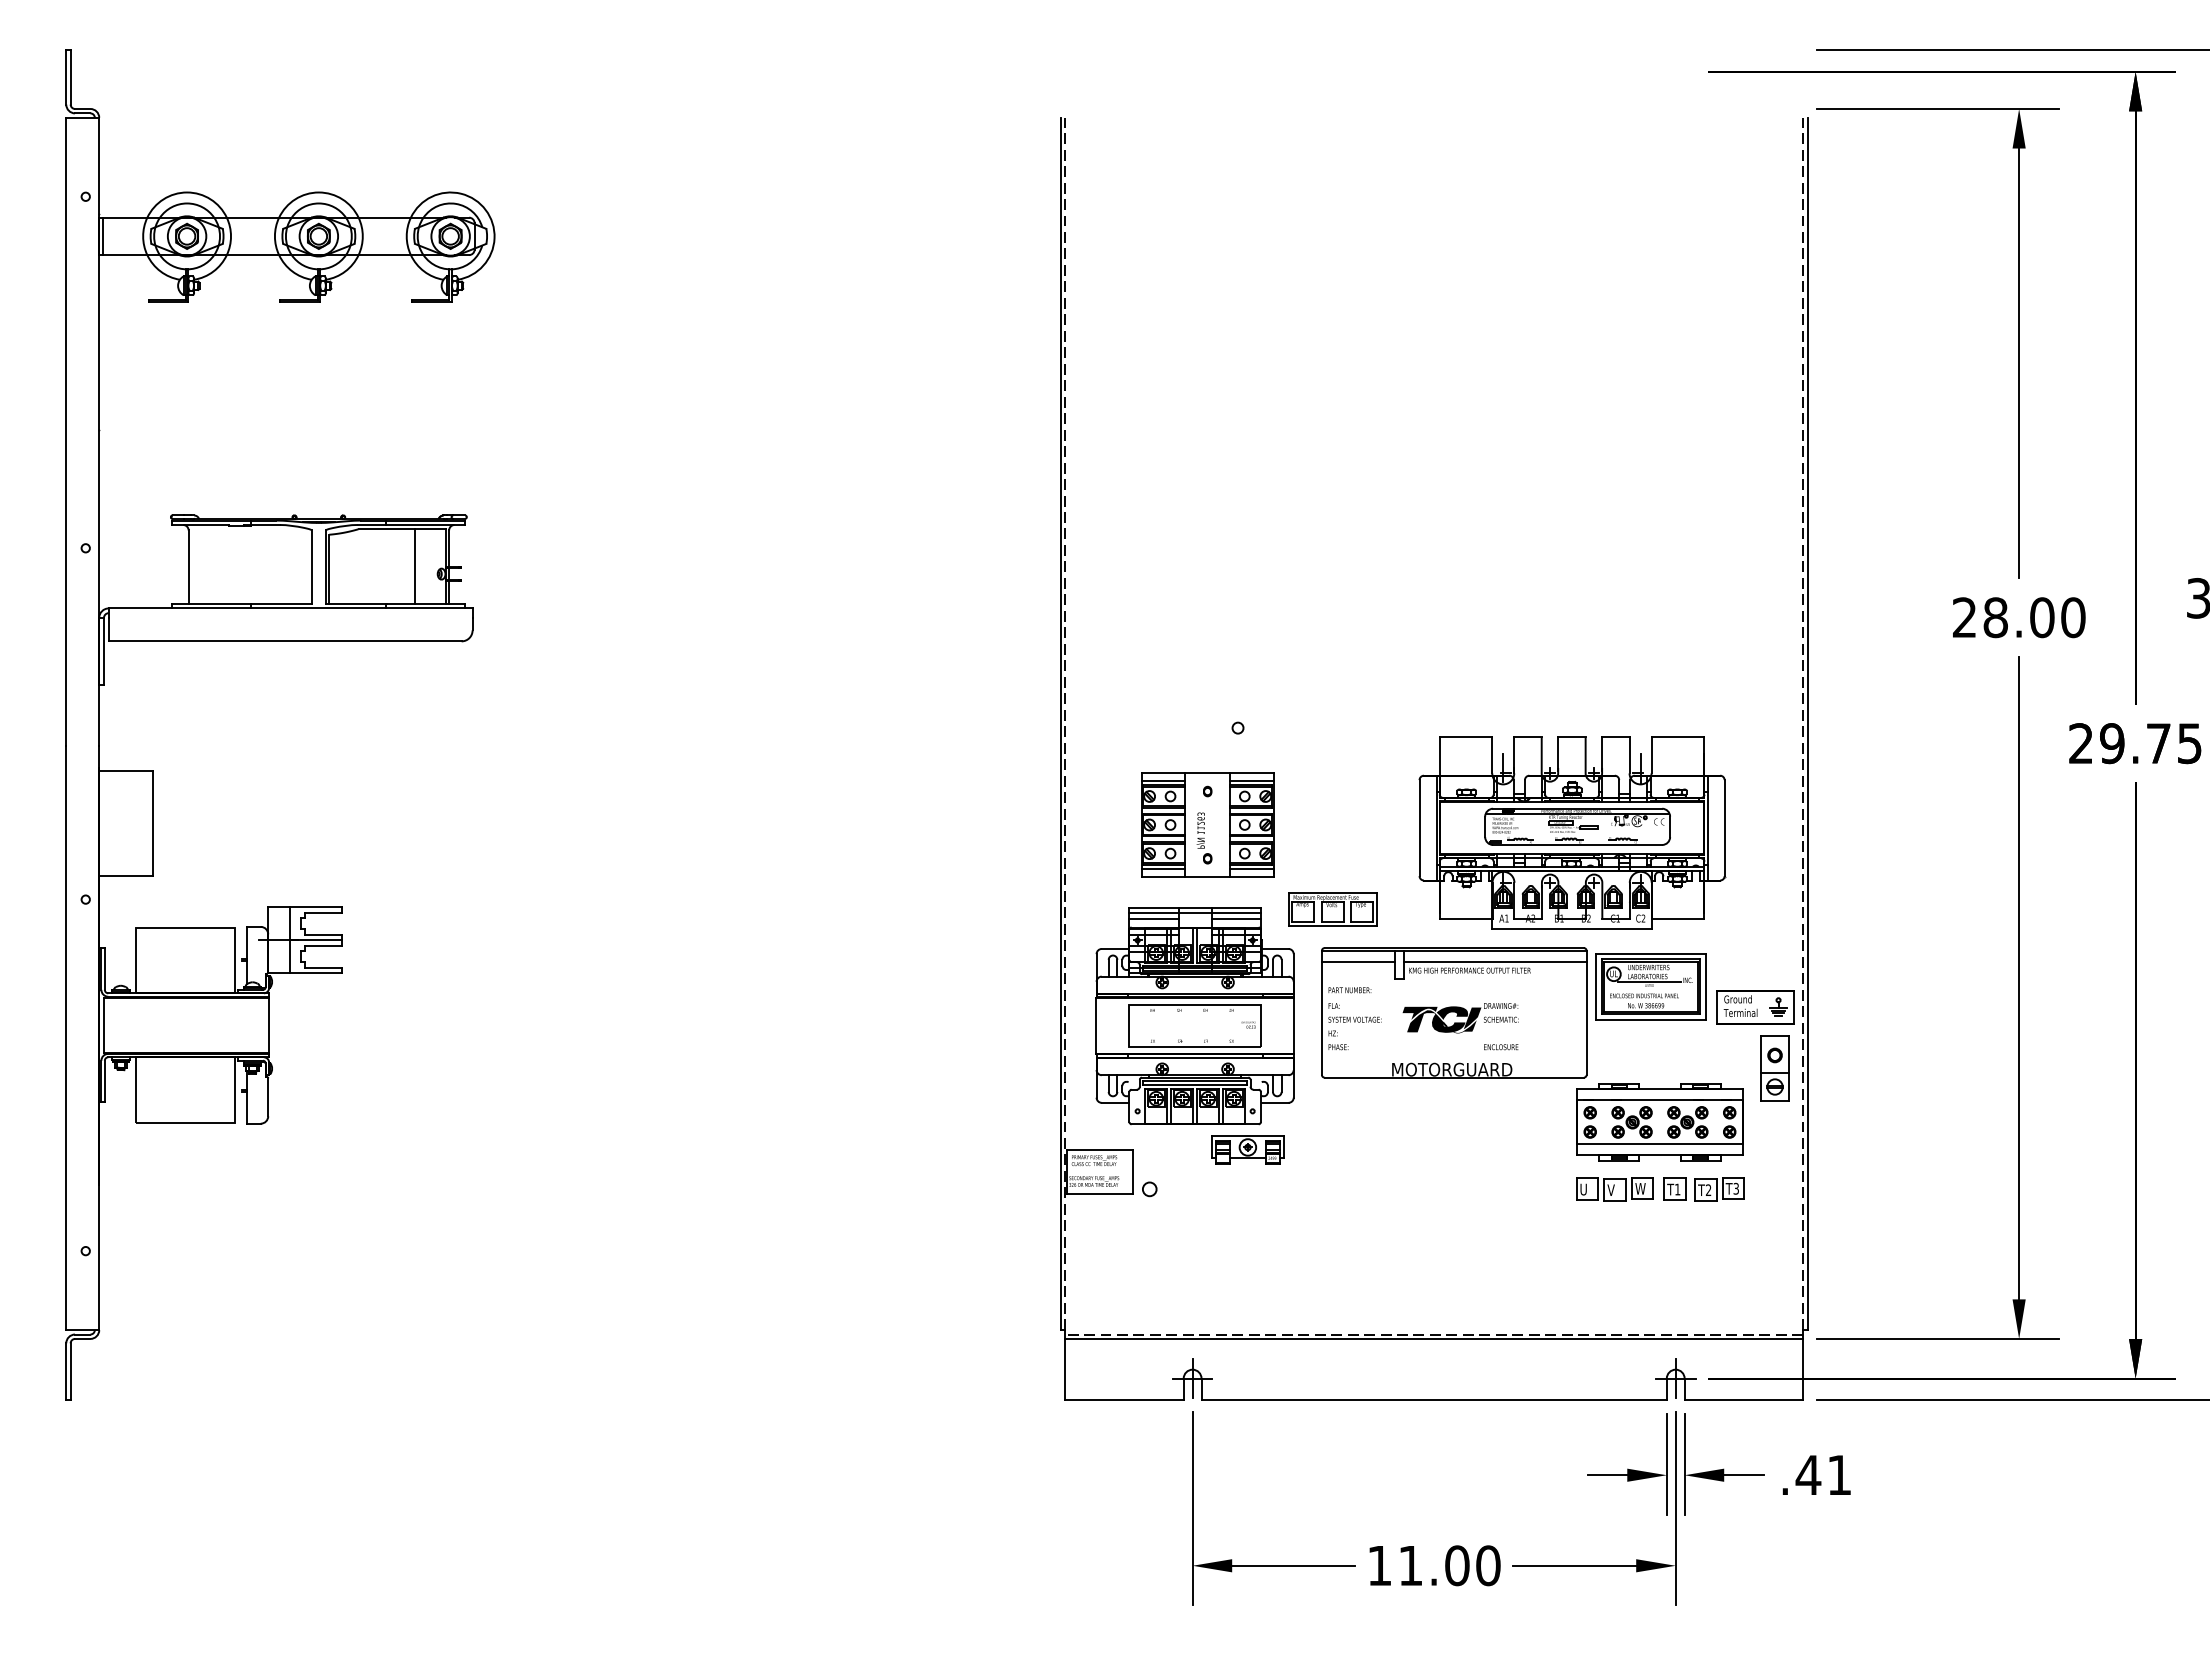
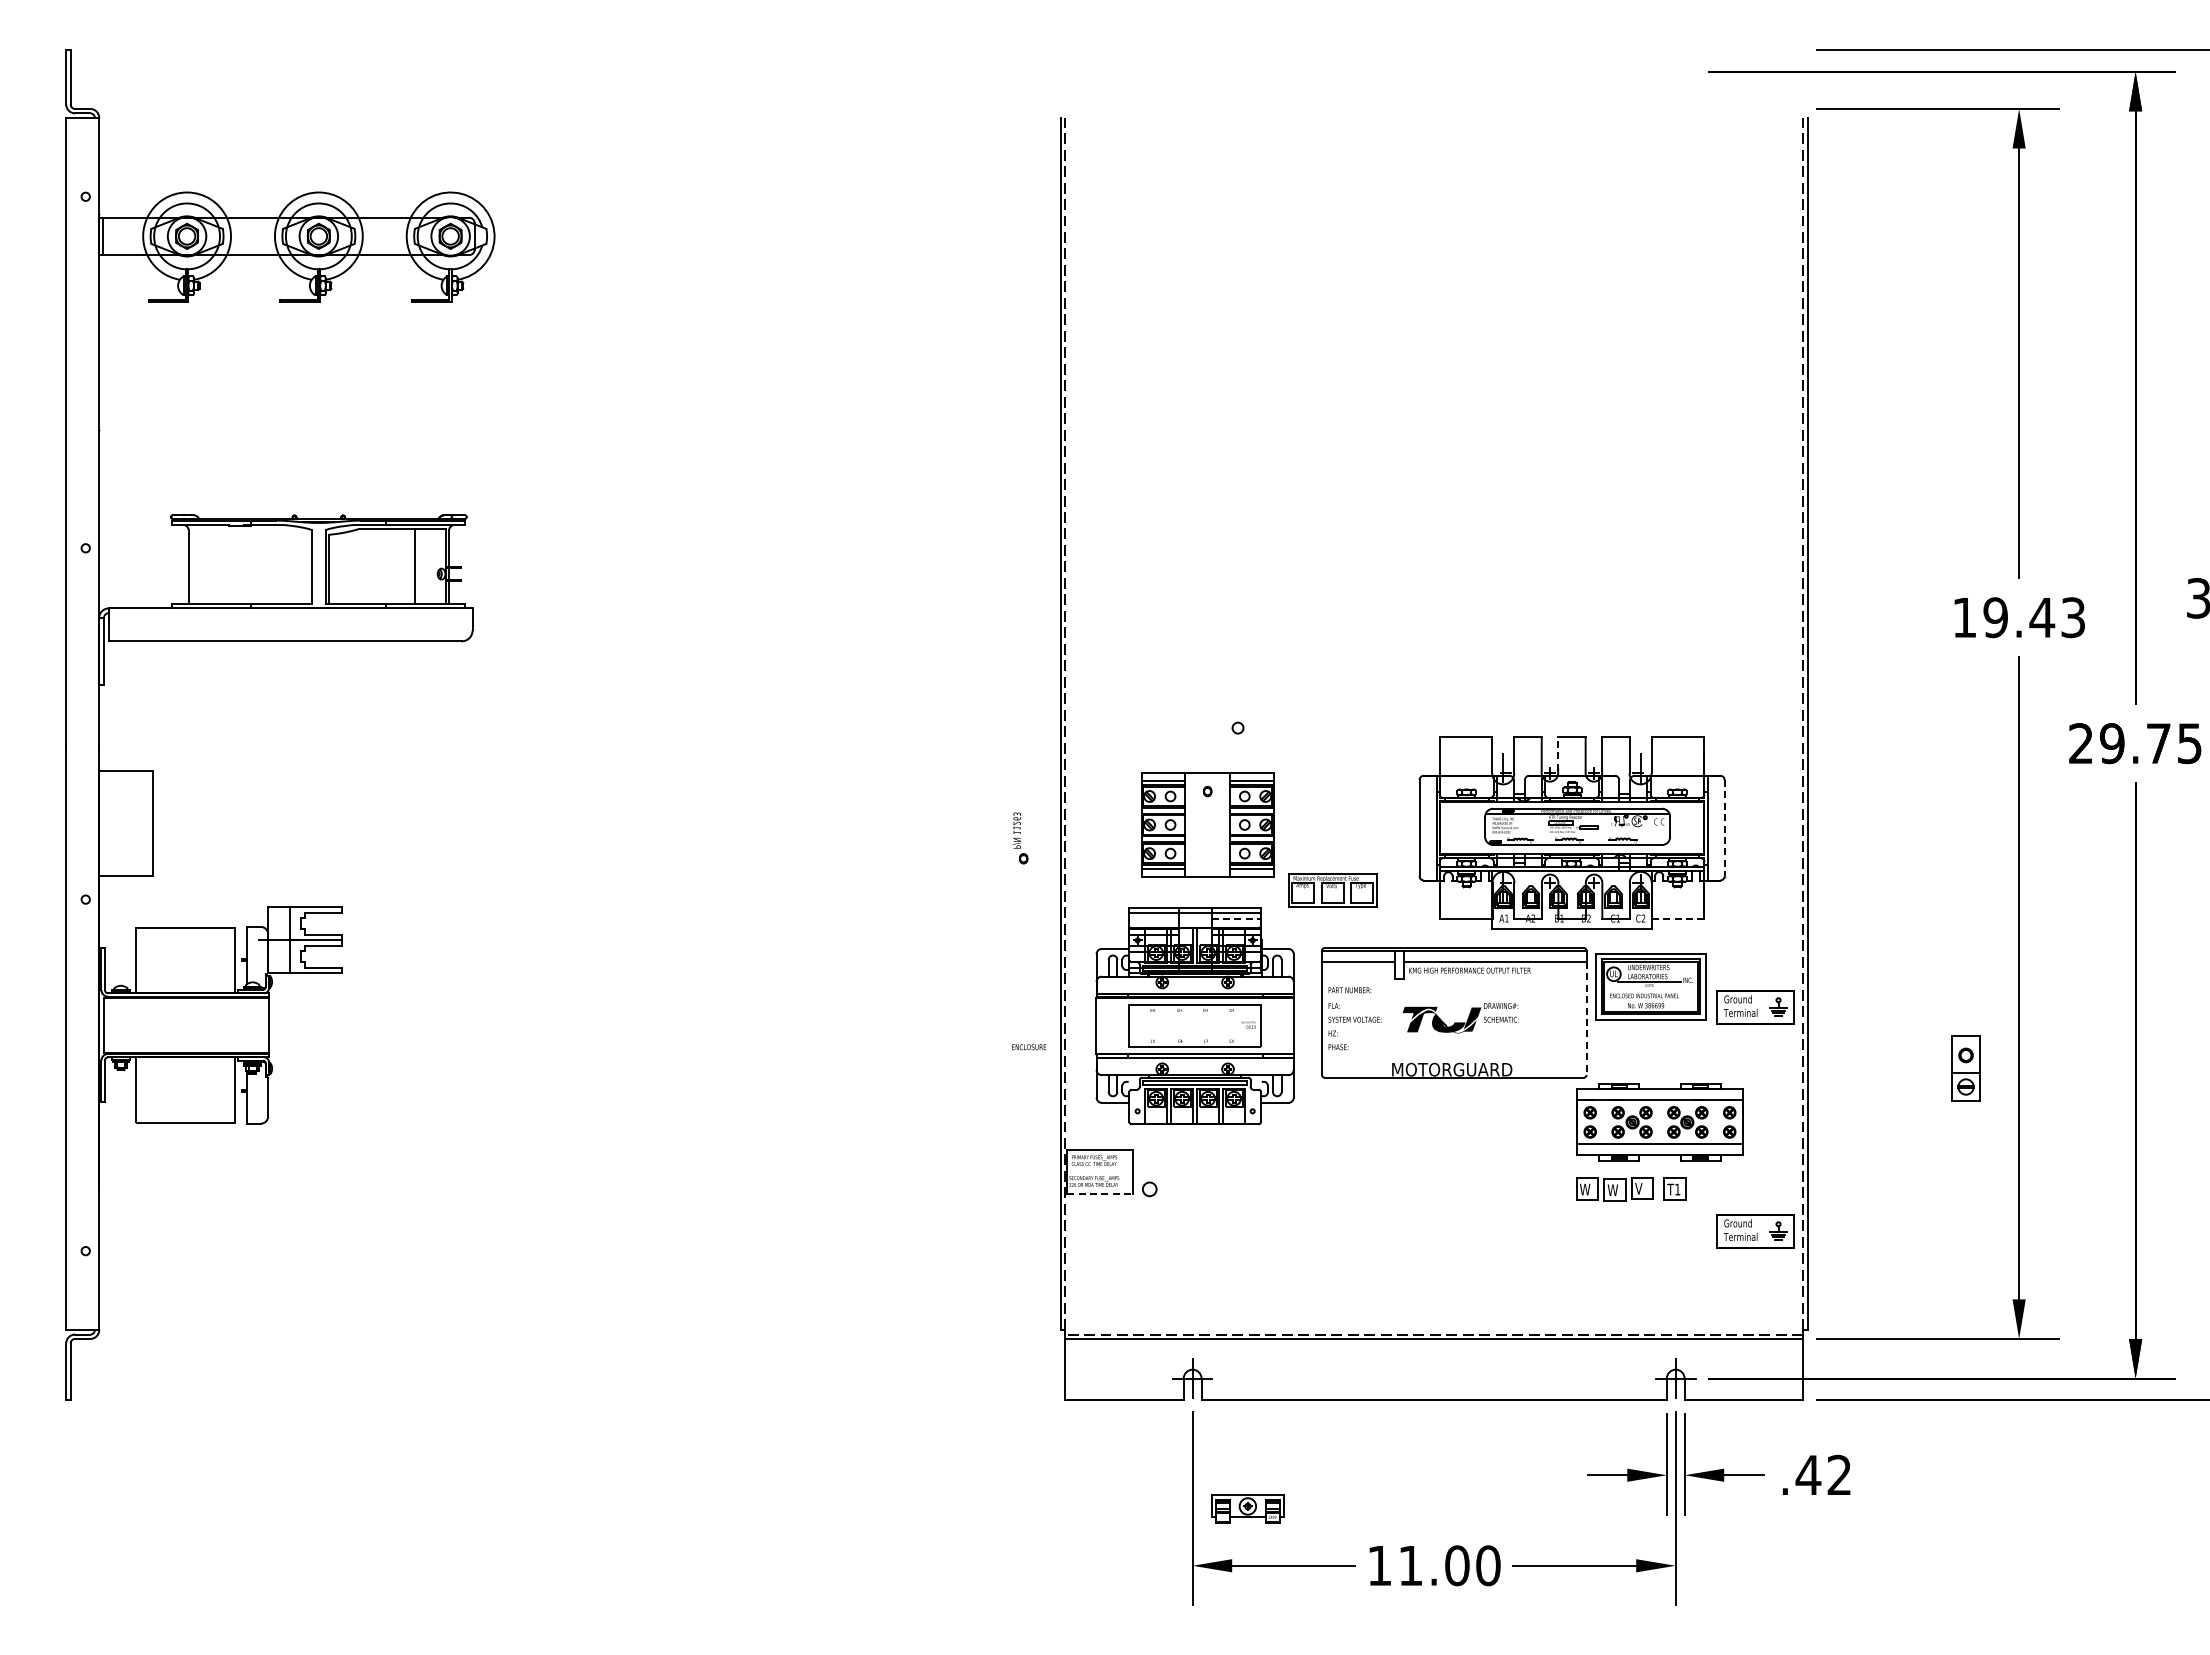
text: 28.00 -> 19.43 (2019, 617)
line: solid -> dashed (1558, 754)
line: solid -> dashed (1724, 828)
part position: (1204, 838) -> (1020, 838) (1020, 838)
part position: (1332, 909) -> (1332, 890) (1332, 890)
line: present -> none (1153, 918)
line: solid -> dashed (1236, 918)
line: solid -> dashed (1677, 918)
fill: present -> none (1452, 1012)
line: solid -> dashed (1586, 1019)
text position: (1501, 1047) -> (1029, 1047) (1029, 1047)
part position: (1774, 1068) -> (1965, 1068) (1965, 1068)
part position: (1247, 1149) -> (1247, 1508) (1247, 1508)
text: W -> V (1640, 1188)
text: U -> W (1585, 1189)
text: V -> W (1612, 1189)
part: present -> none (1719, 1189)
line: solid -> dashed (1100, 1193)
part: none -> present (1755, 1231)
text: .41 -> .42 (1838, 1474)
